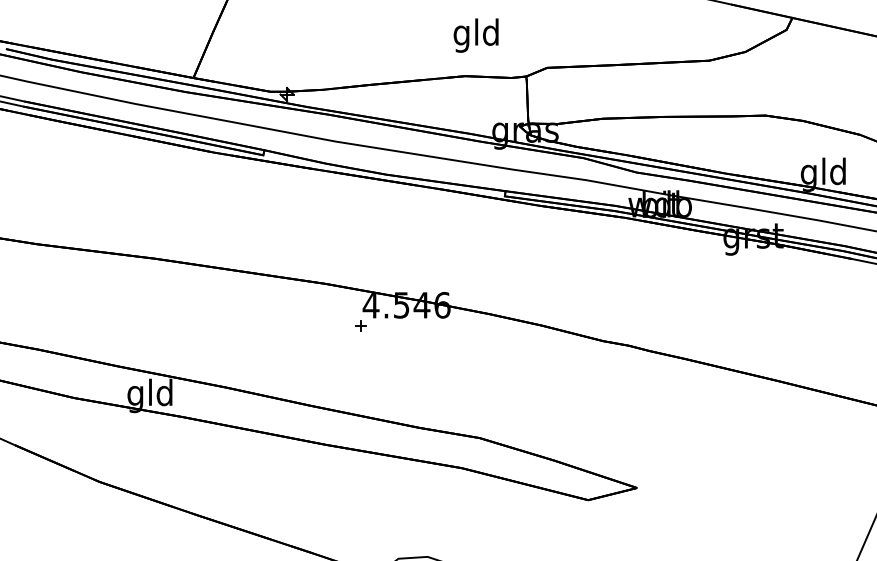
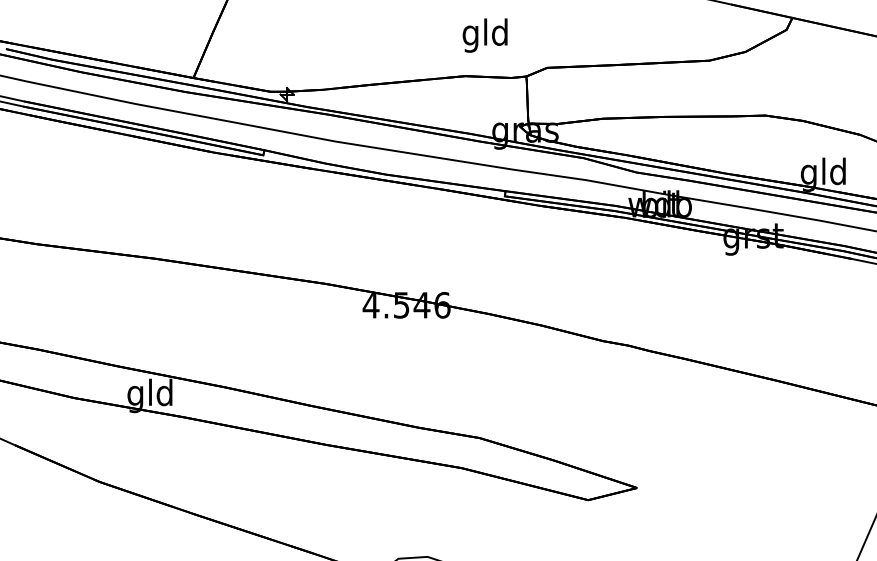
text position: (475, 35) -> (484, 35) (484, 35)
part: present -> none (360, 325)
